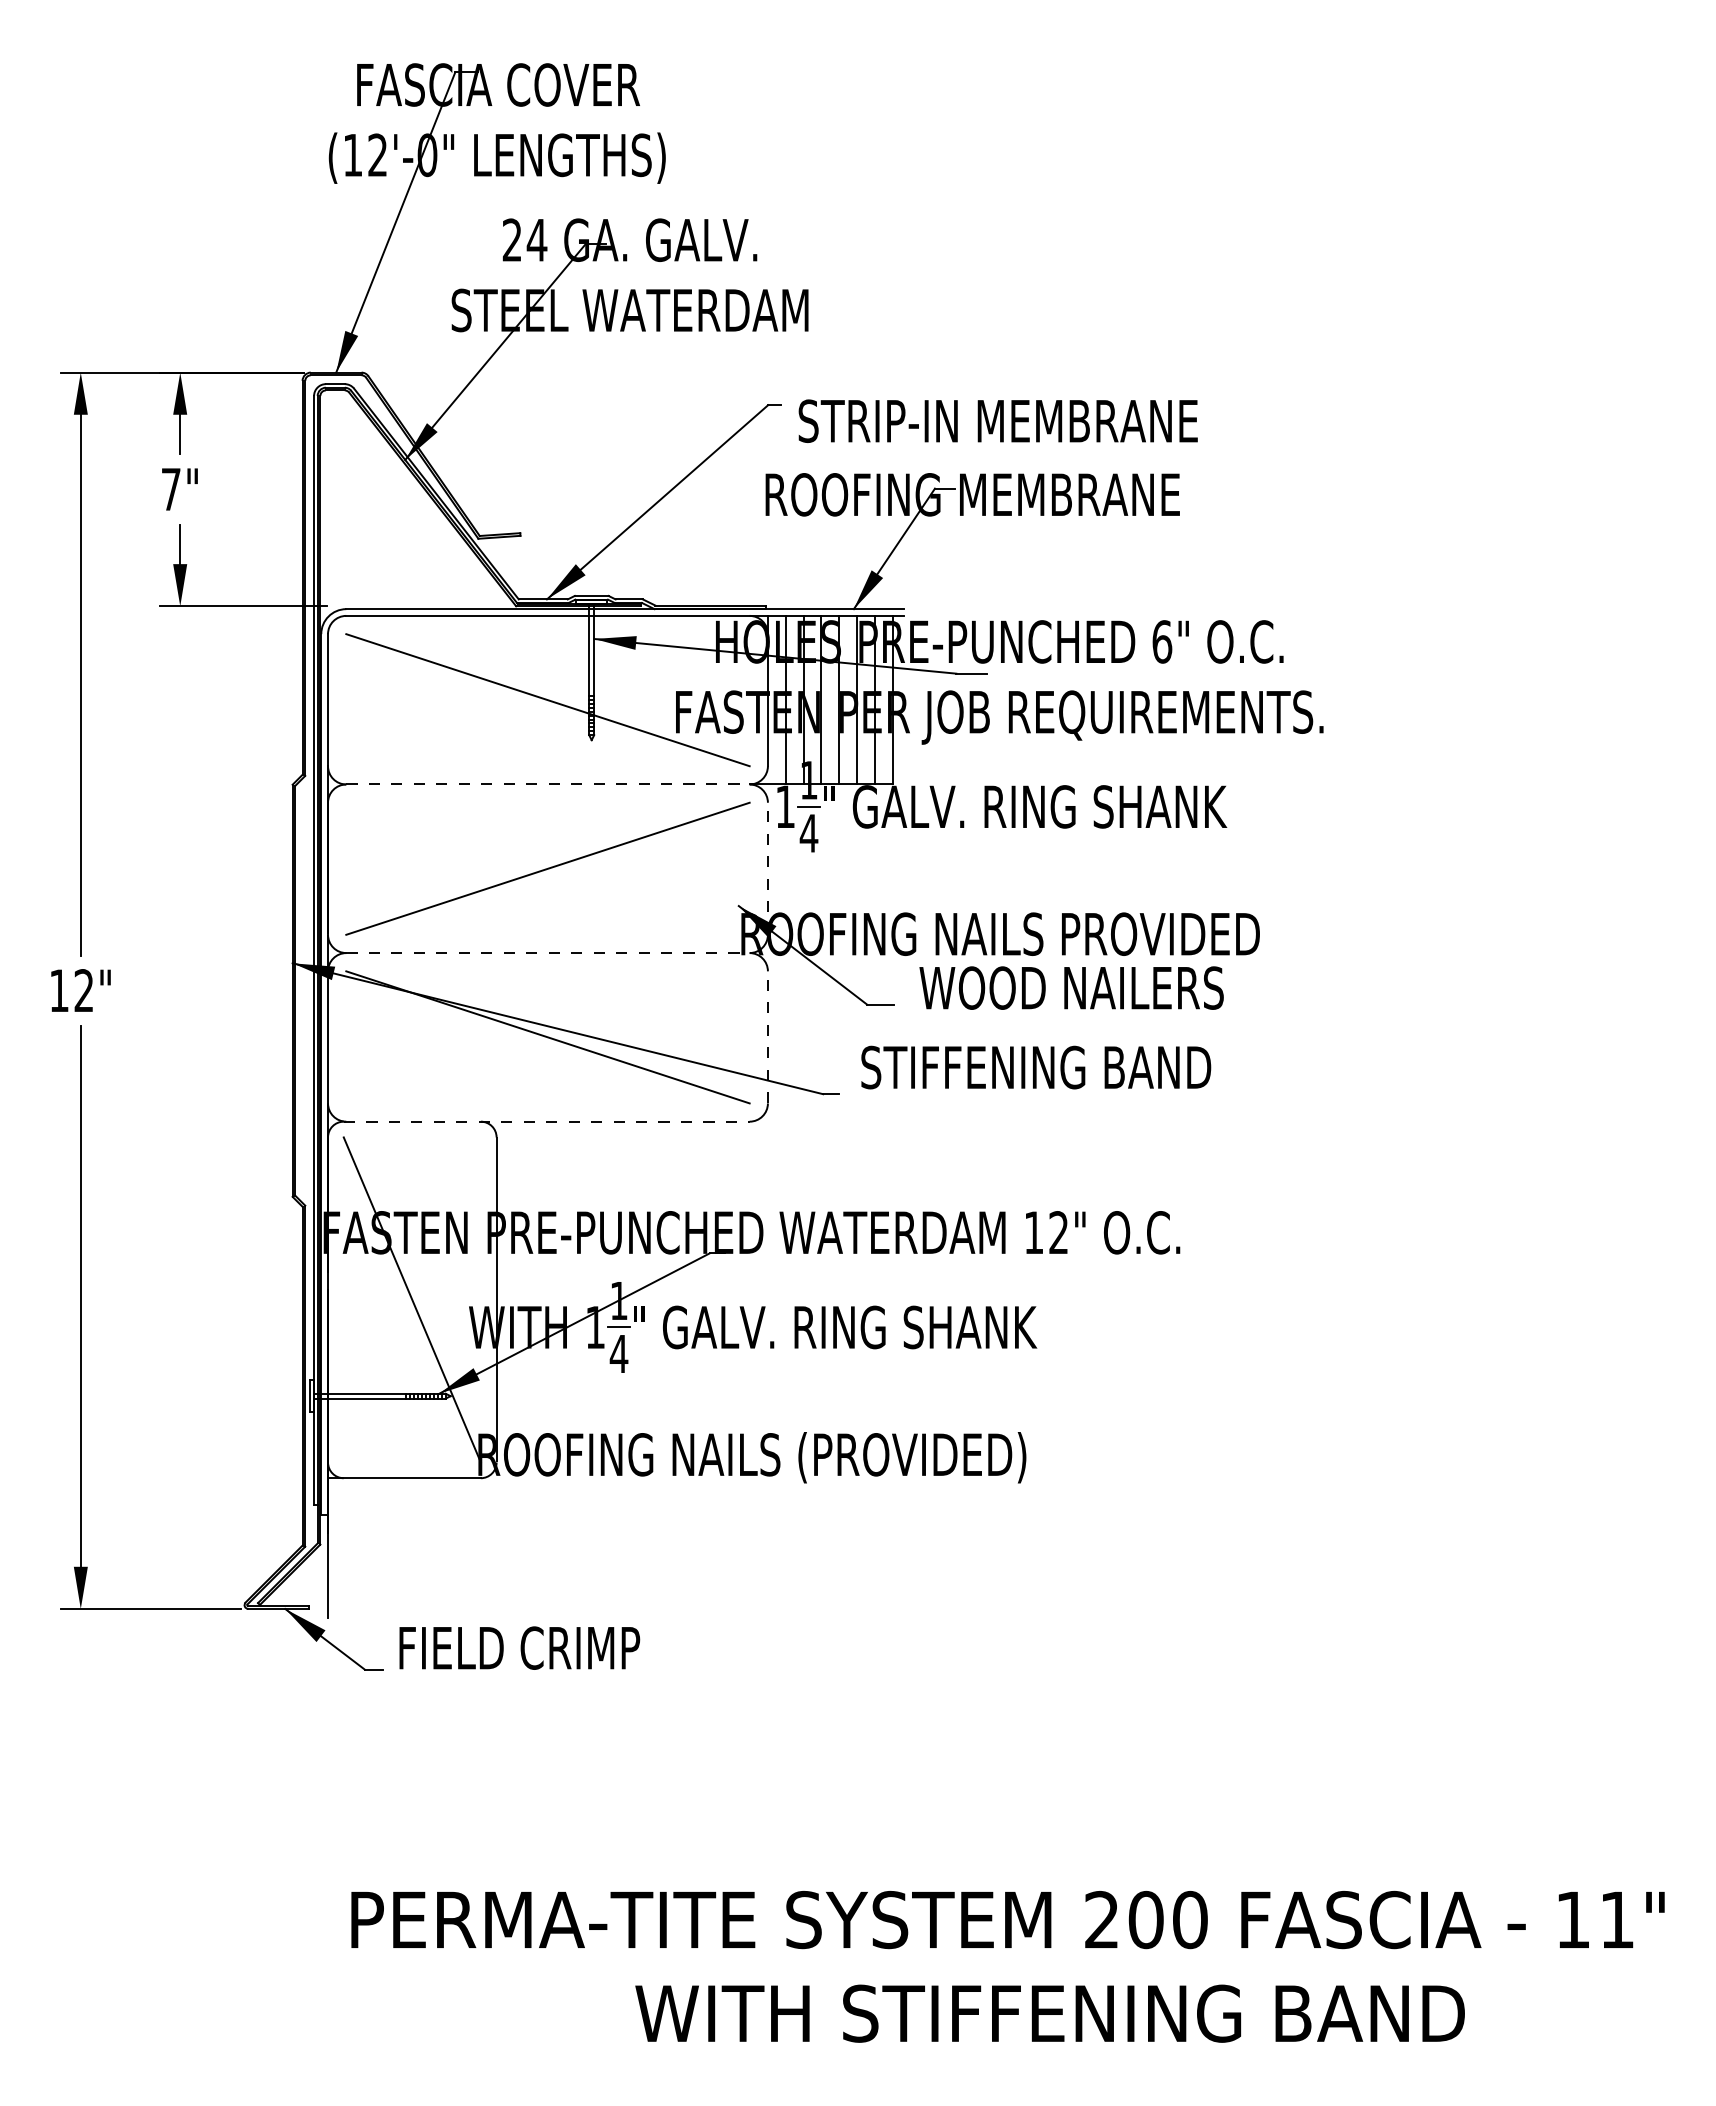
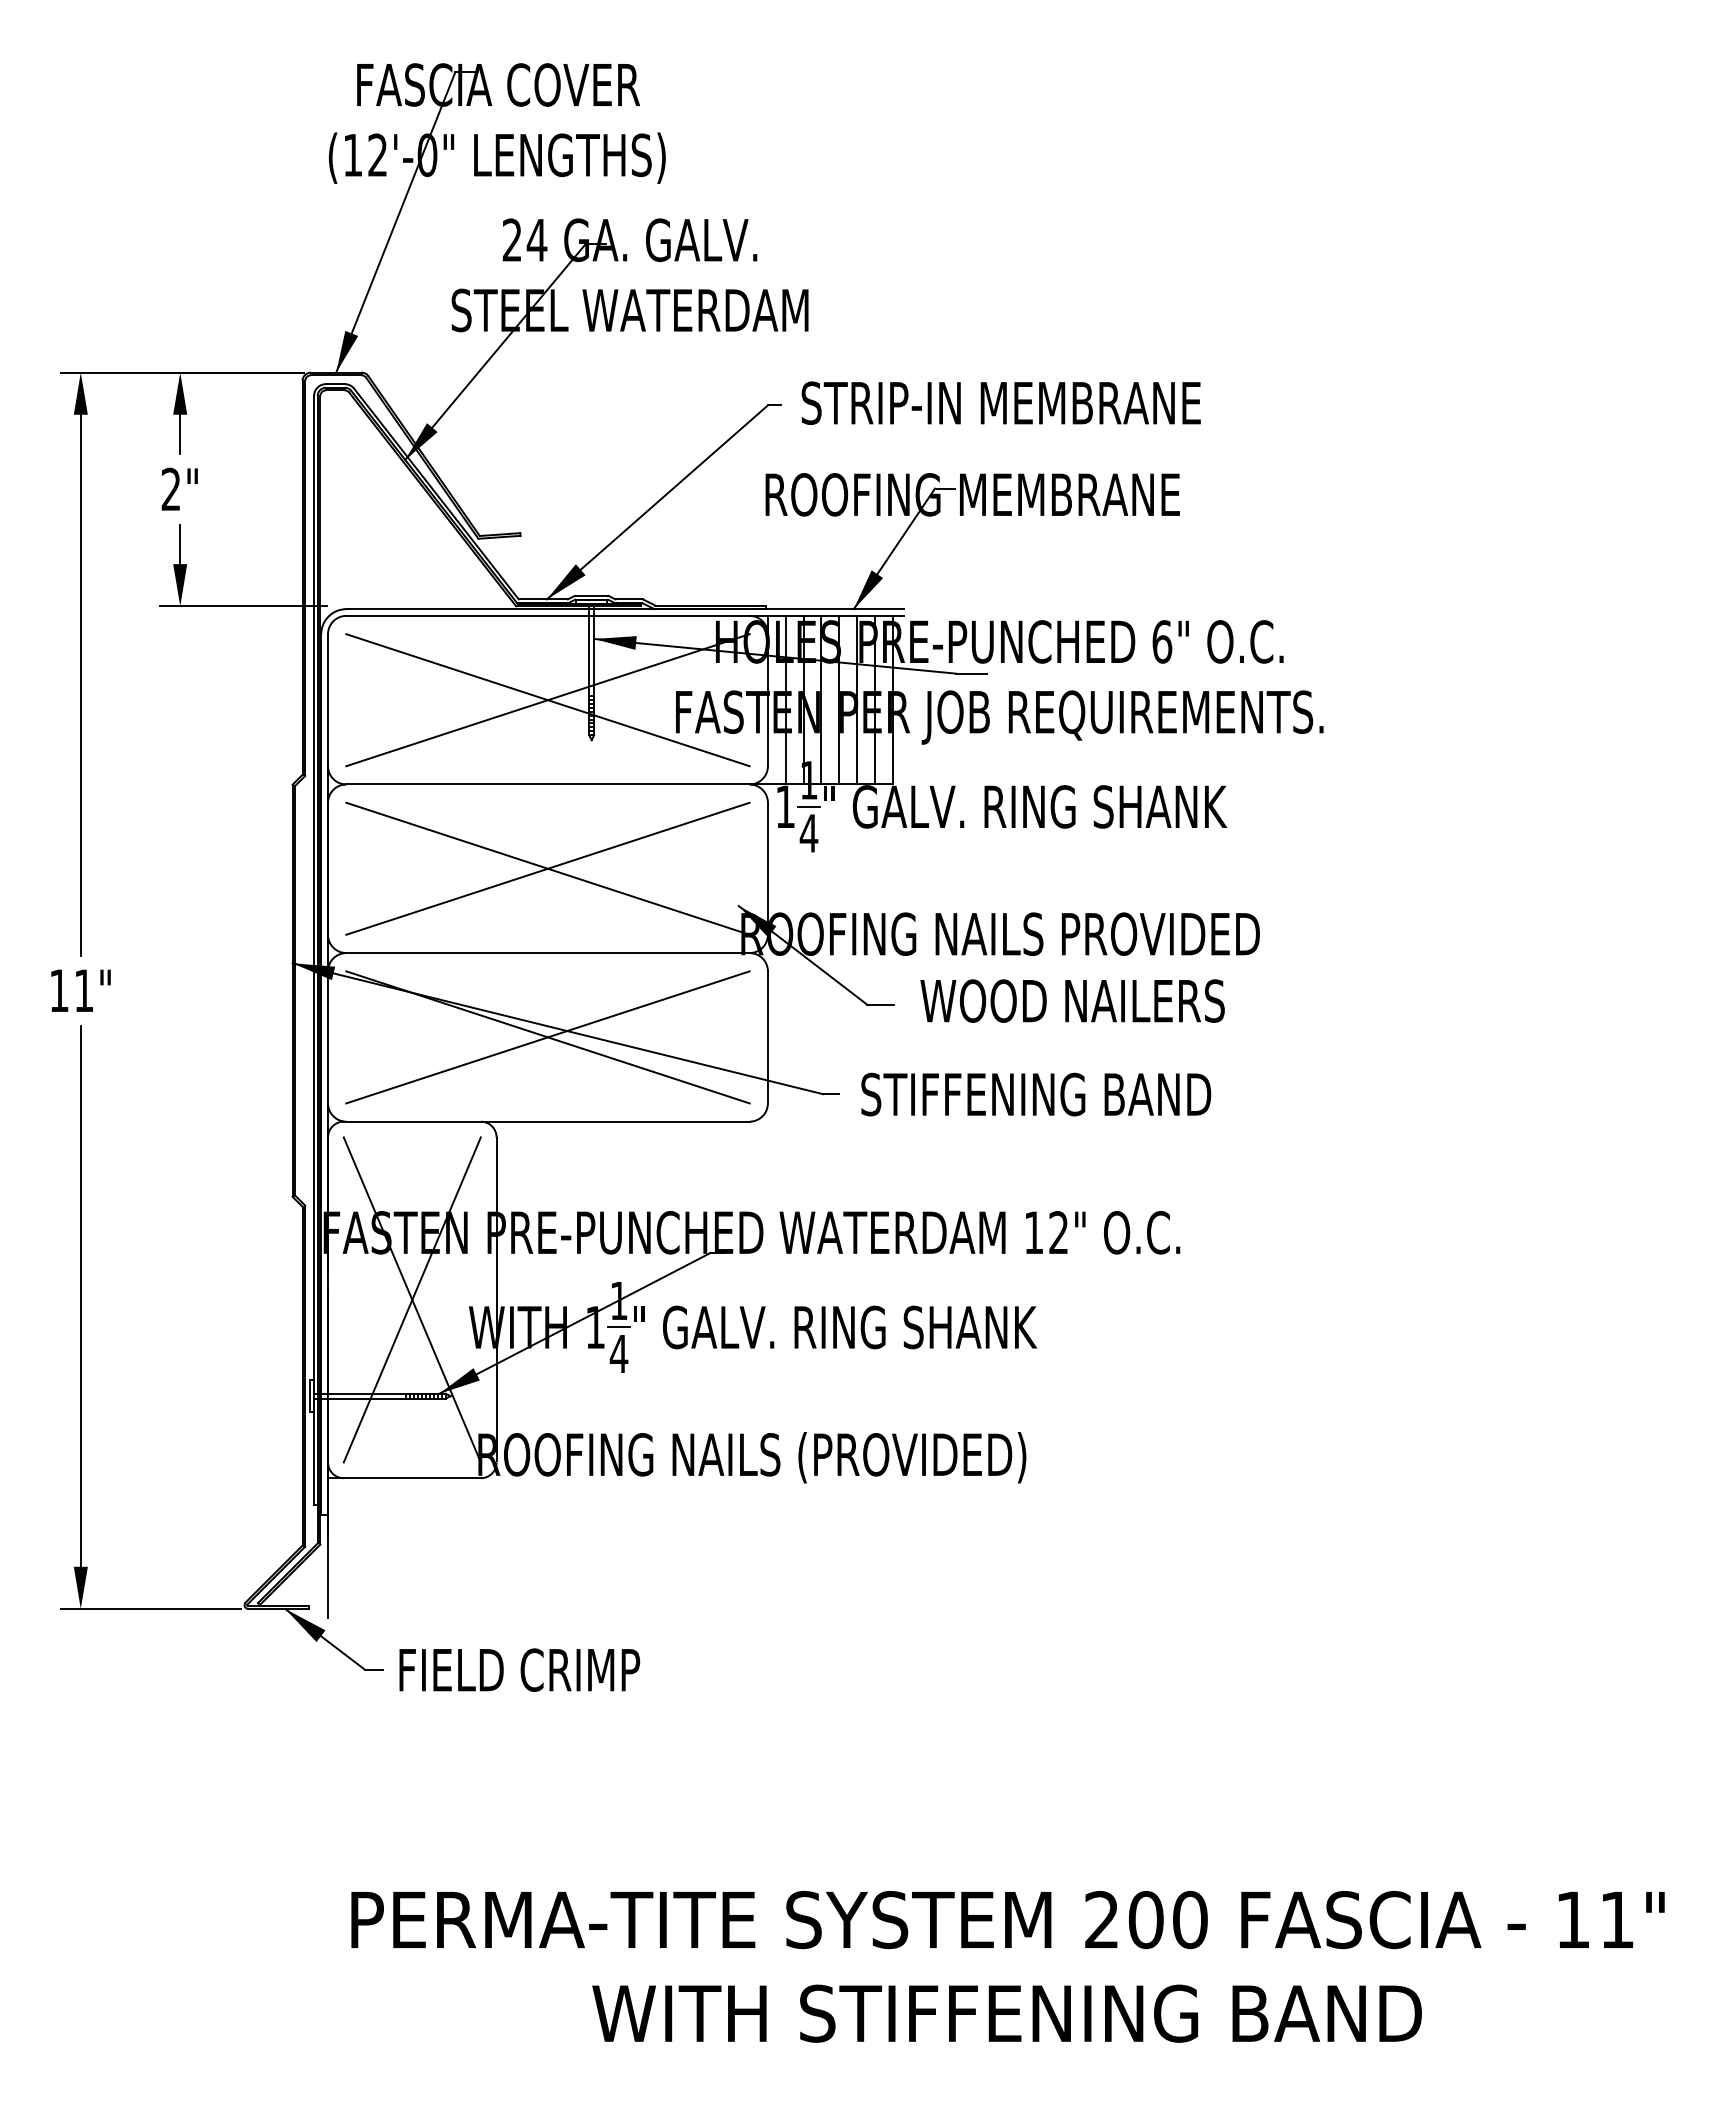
text position: (997, 420) -> (1000, 402) (1000, 402)
text: 7" -> 2" (170, 488)
line: none -> present (547, 700)
line: dashed -> solid (547, 784)
line: none -> present (547, 868)
line: dashed -> solid (767, 868)
line: dashed -> solid (547, 953)
text position: (1071, 987) -> (1072, 1000) (1072, 1000)
text: 12" -> 11" (83, 990)
line: dashed -> solid (767, 1036)
line: none -> present (547, 1037)
text position: (1036, 1067) -> (1036, 1094) (1036, 1094)
line: dashed -> solid (546, 1121)
line: none -> present (411, 1299)
text position: (519, 1647) -> (519, 1669) (519, 1669)
text position: (1049, 2013) -> (1006, 2013) (1006, 2013)
